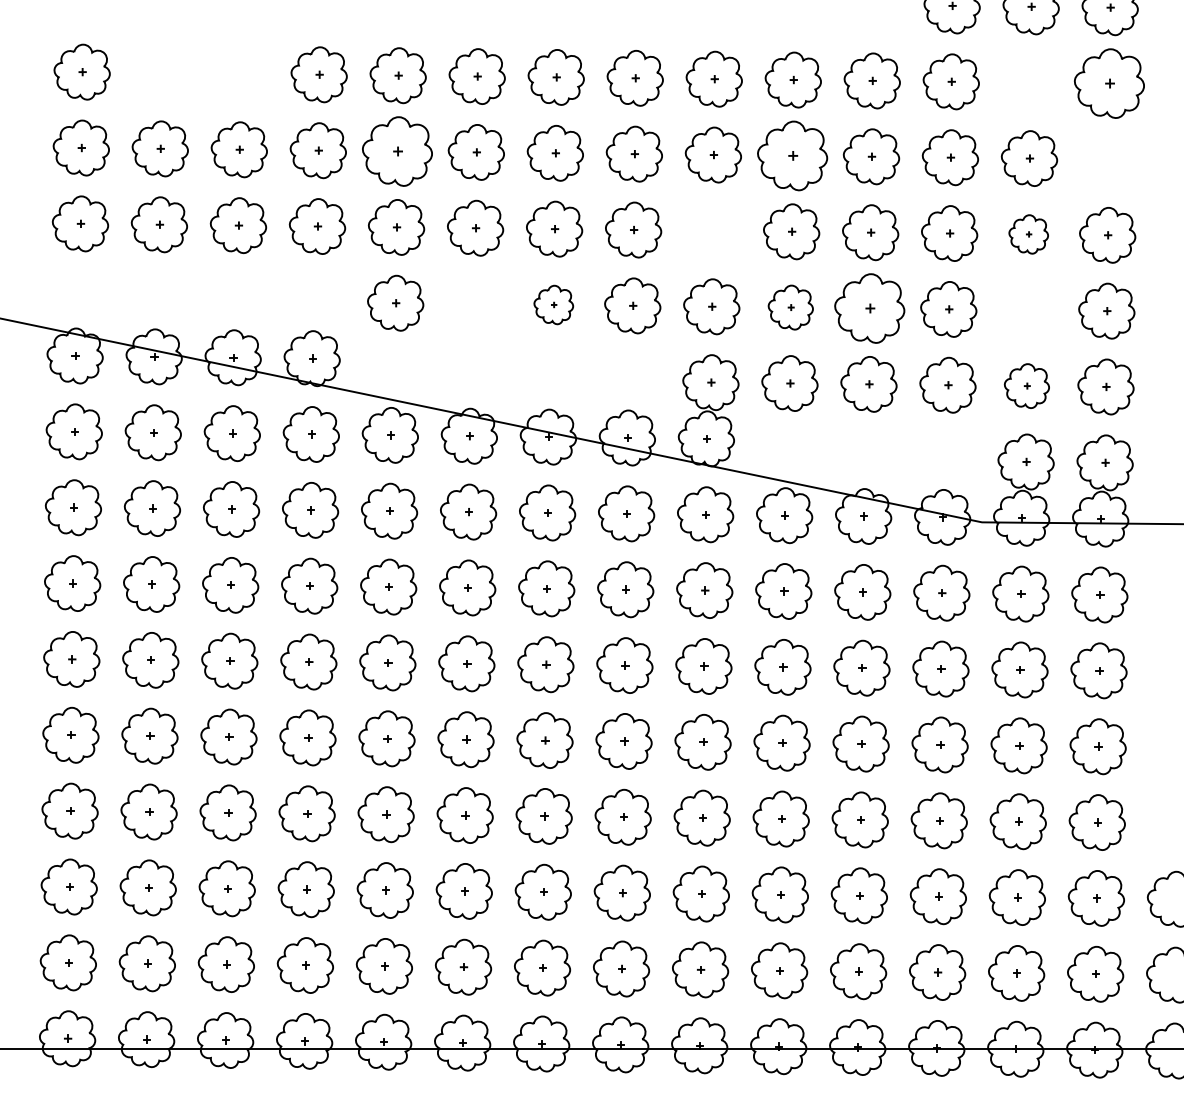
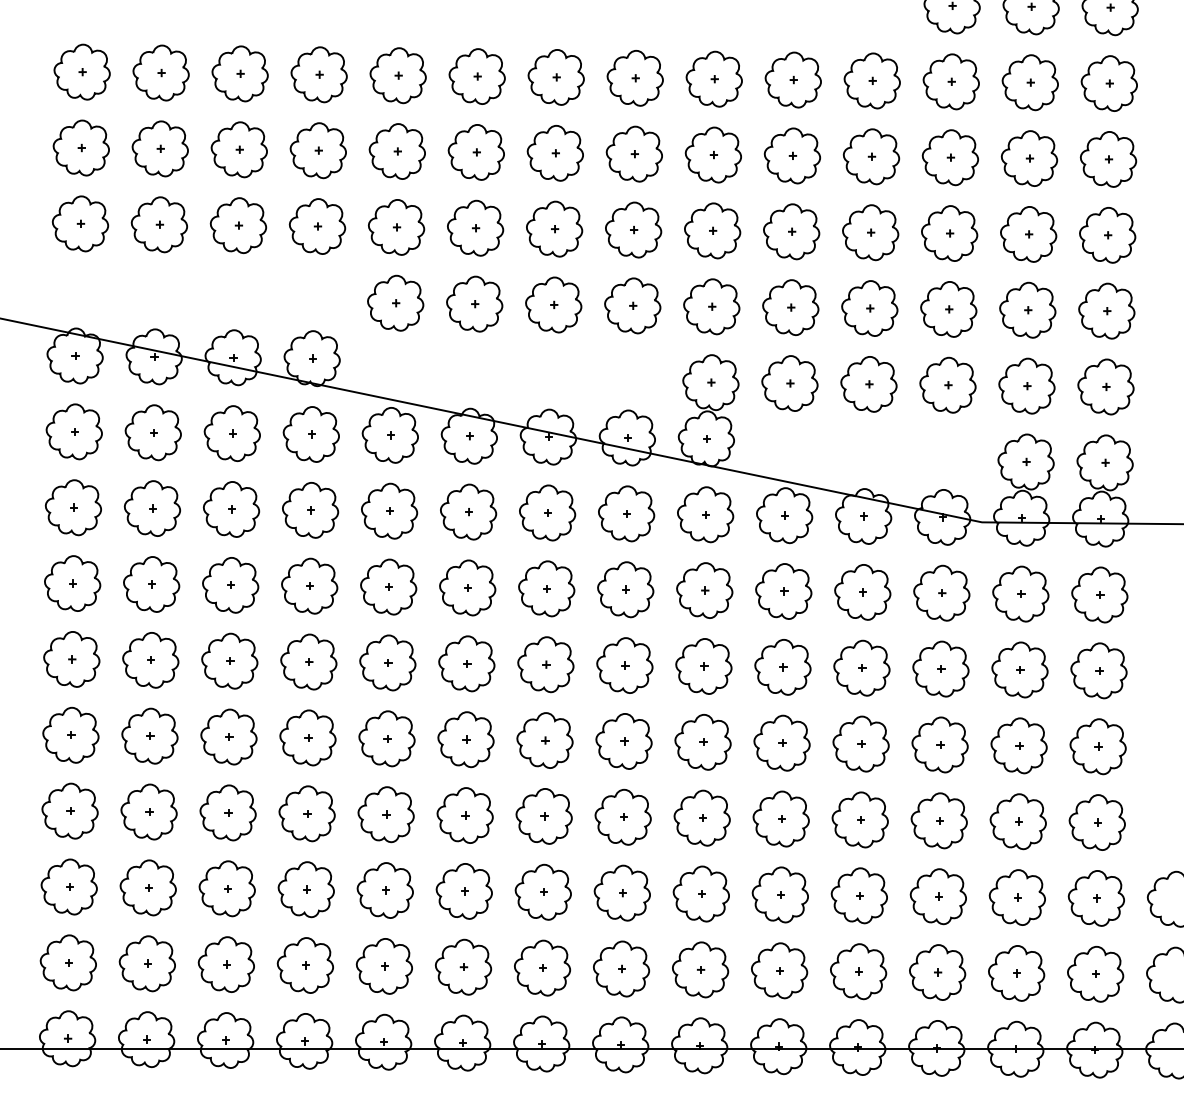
part: none -> present (160, 72)
part: none -> present (239, 73)
part: none -> present (1029, 82)
part size: 71x71 px -> 58x57 px (1108, 83)
part size: 71x71 px -> 58x57 px (396, 151)
part size: 72x72 px -> 58x58 px (791, 155)
part: none -> present (1108, 159)
part: none -> present (712, 230)
part size: 41x41 px -> 58x57 px (1028, 234)
part: none -> present (474, 303)
part size: 42x42 px -> 58x58 px (553, 304)
part size: 47x47 px -> 58x57 px (790, 307)
part size: 72x71 px -> 58x57 px (869, 308)
part: none -> present (1027, 309)
part size: 47x46 px -> 58x58 px (1026, 385)
